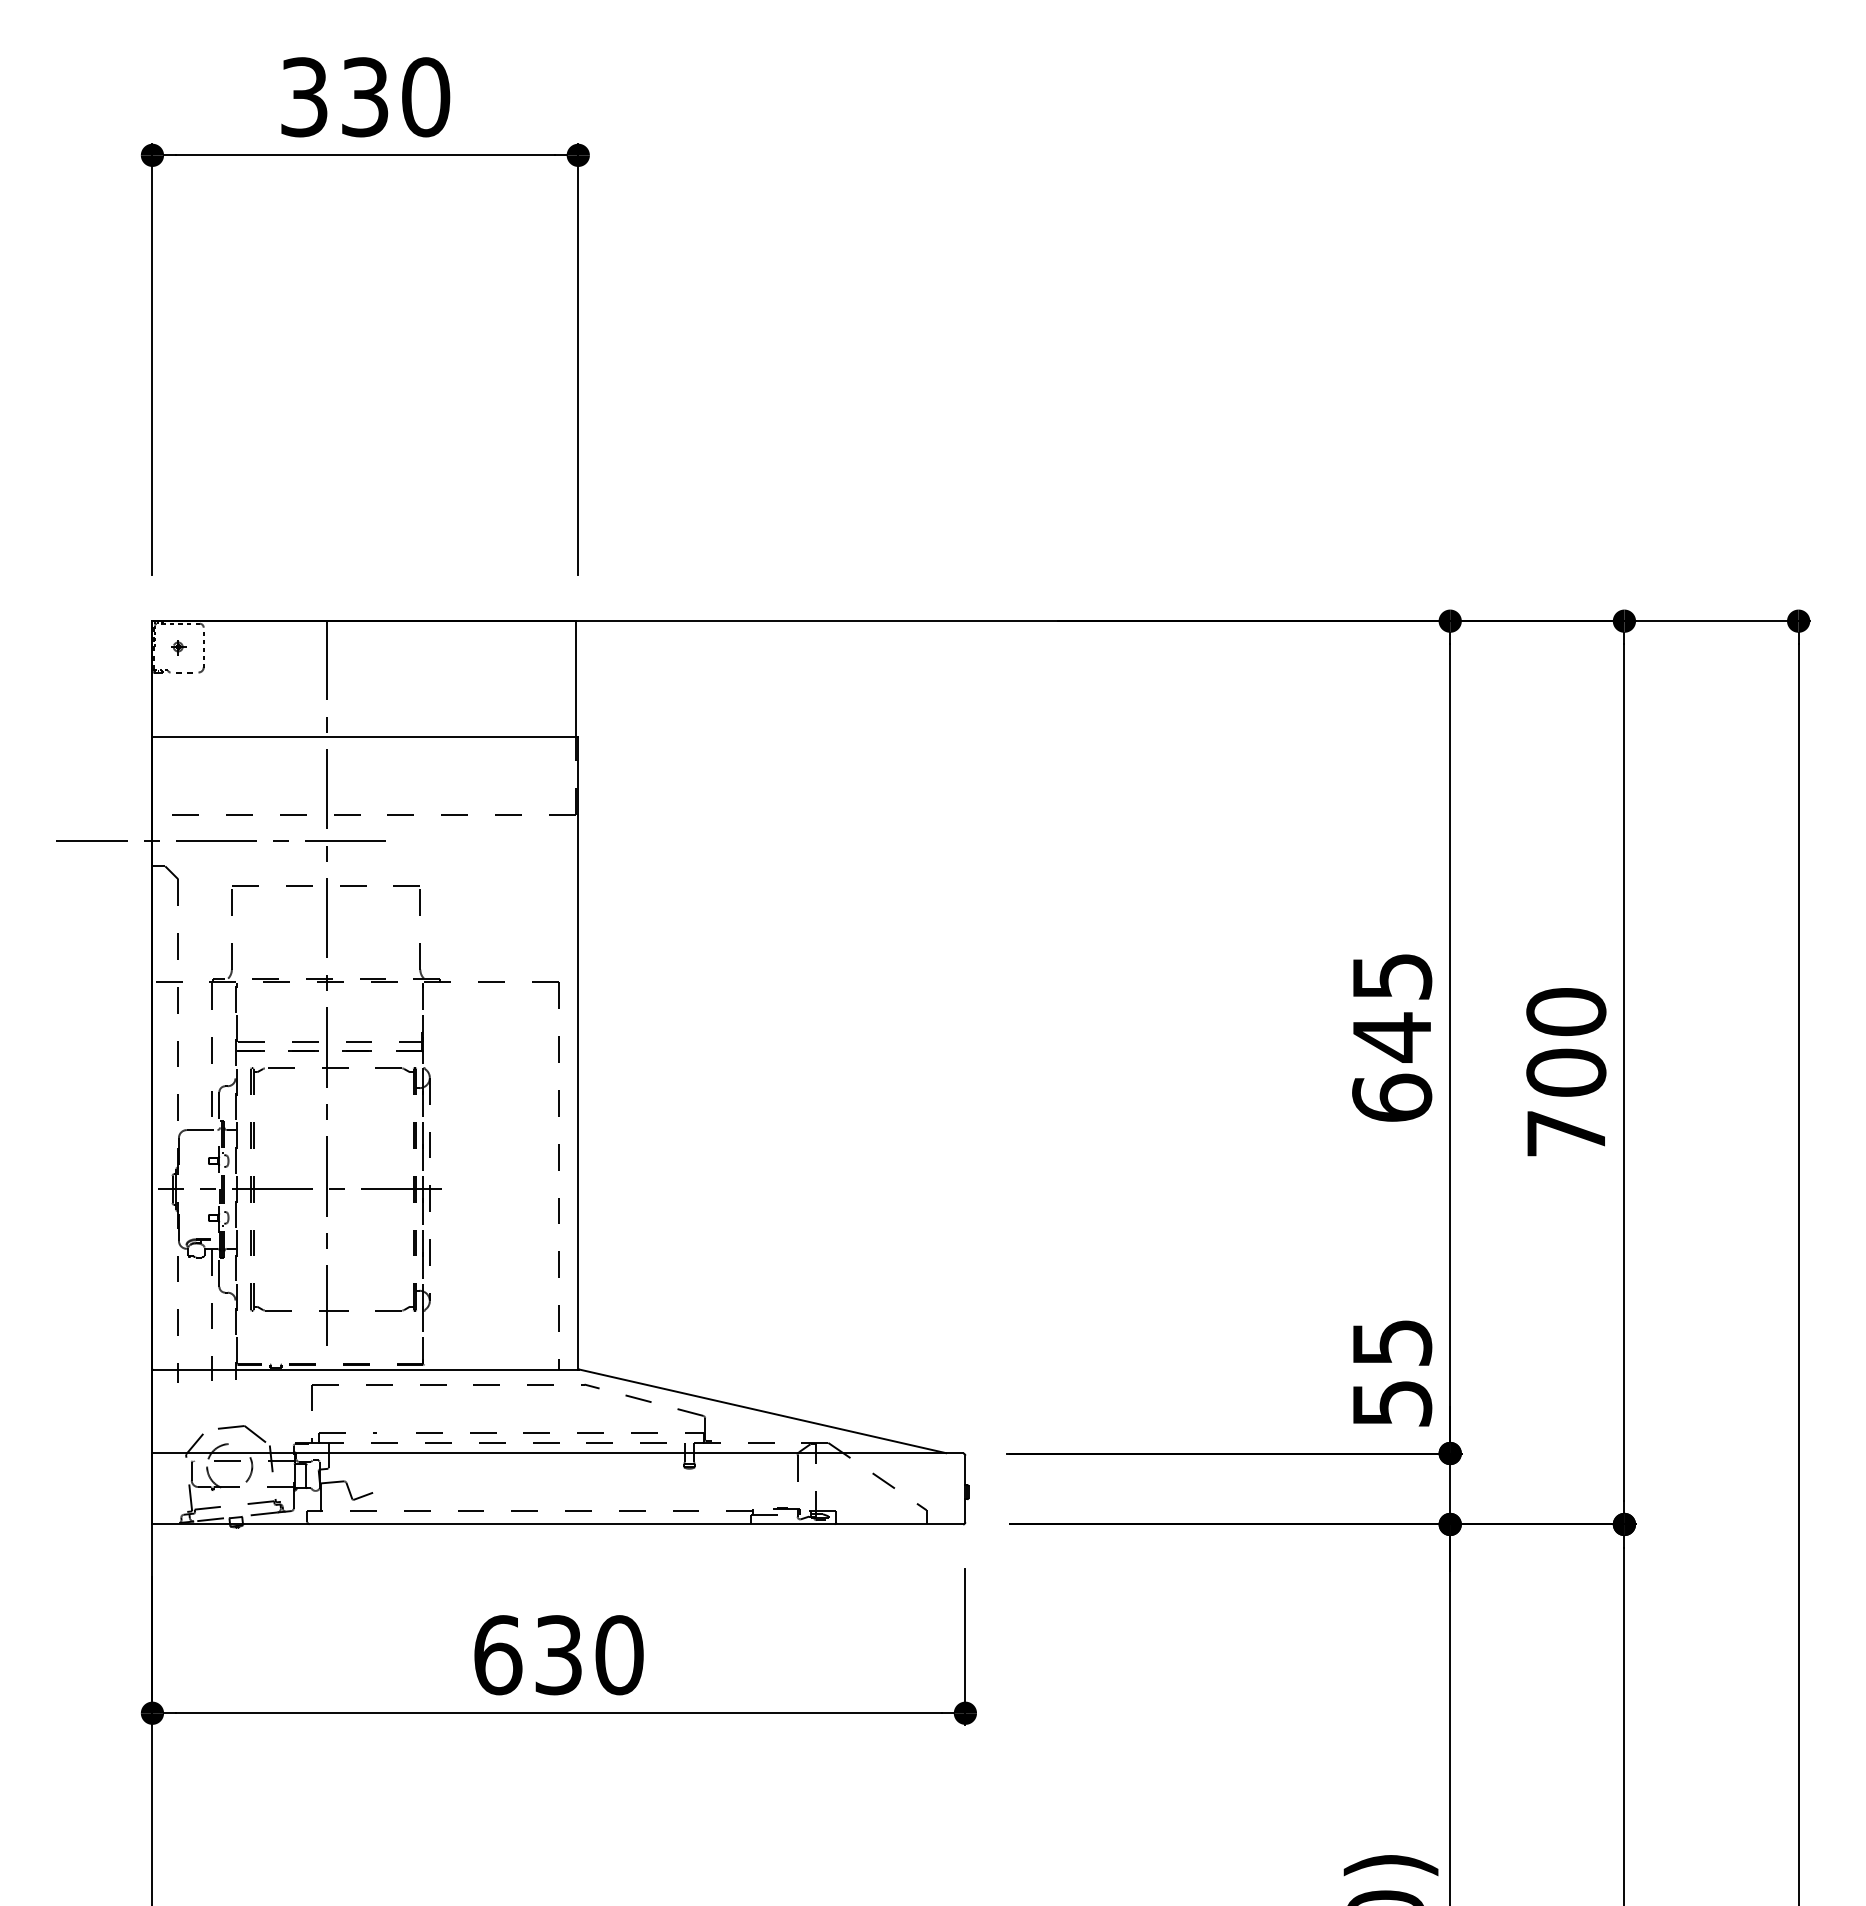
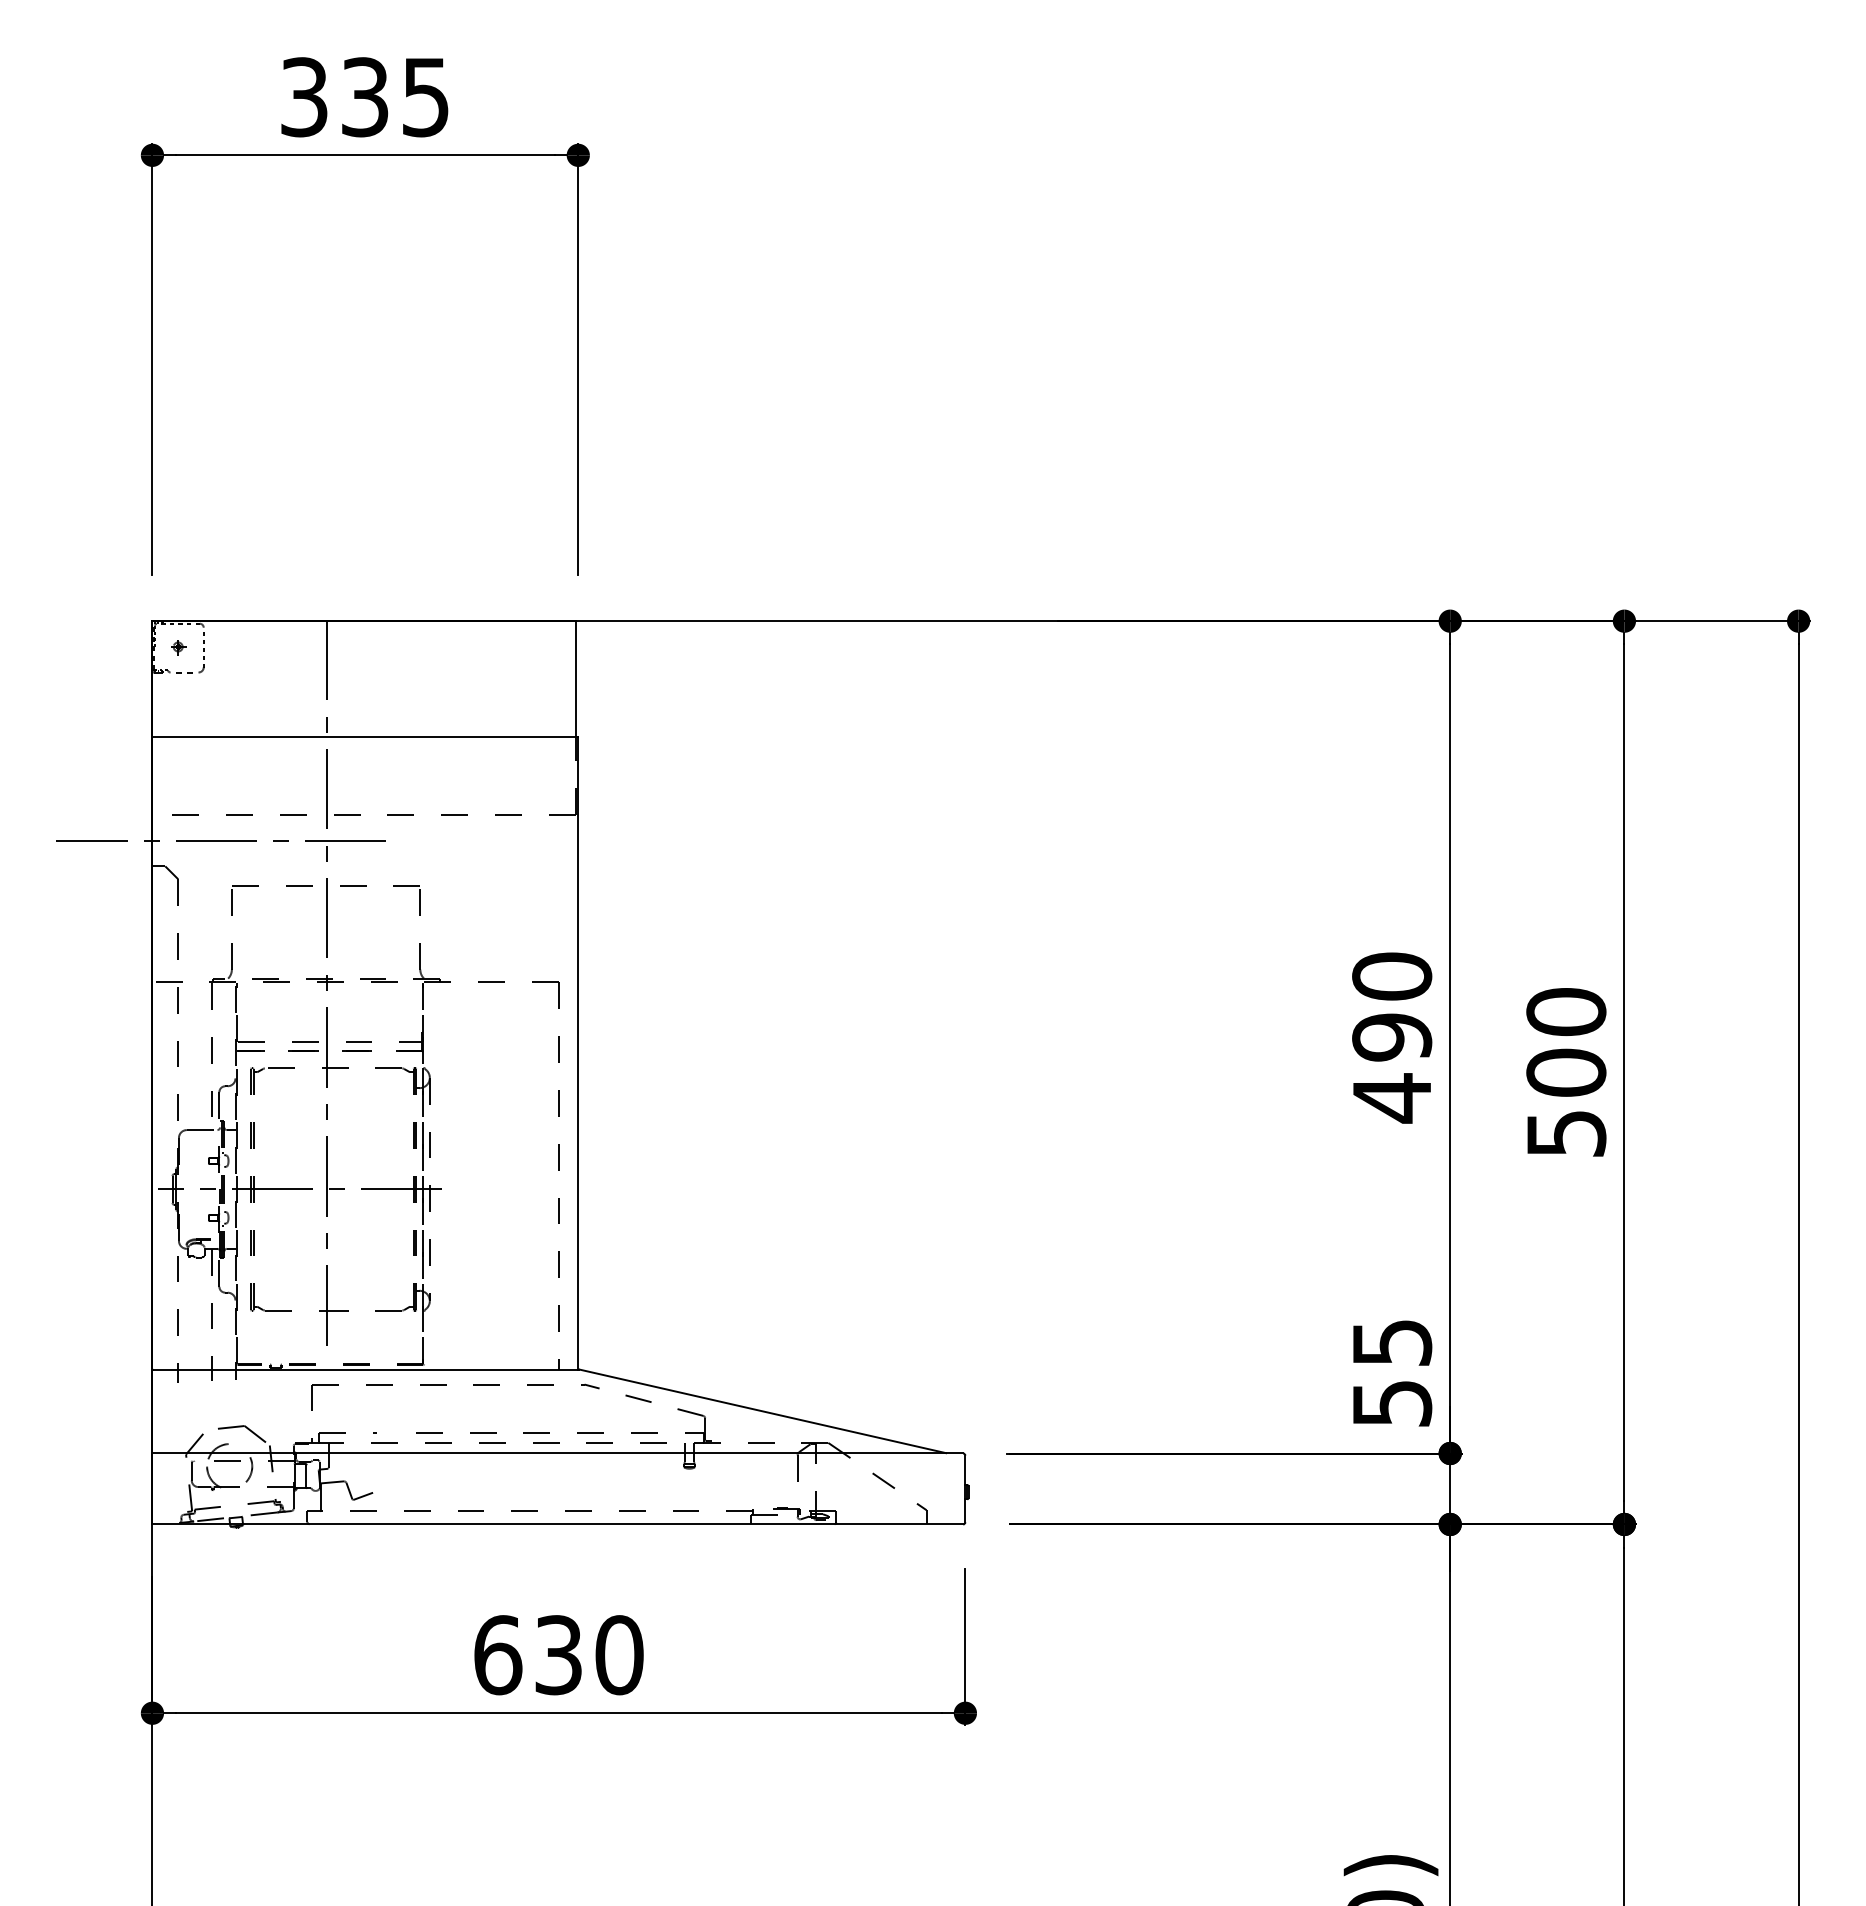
text: 330 -> 335 (426, 97)
text: 645 -> 490 (1392, 1037)
text: 700 -> 500 (1566, 1133)
